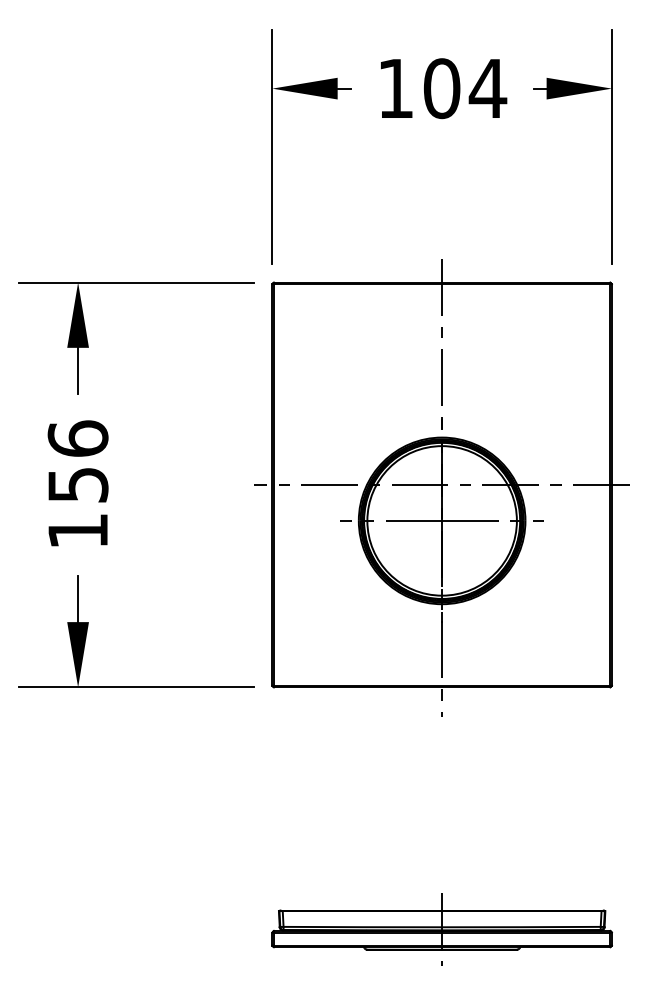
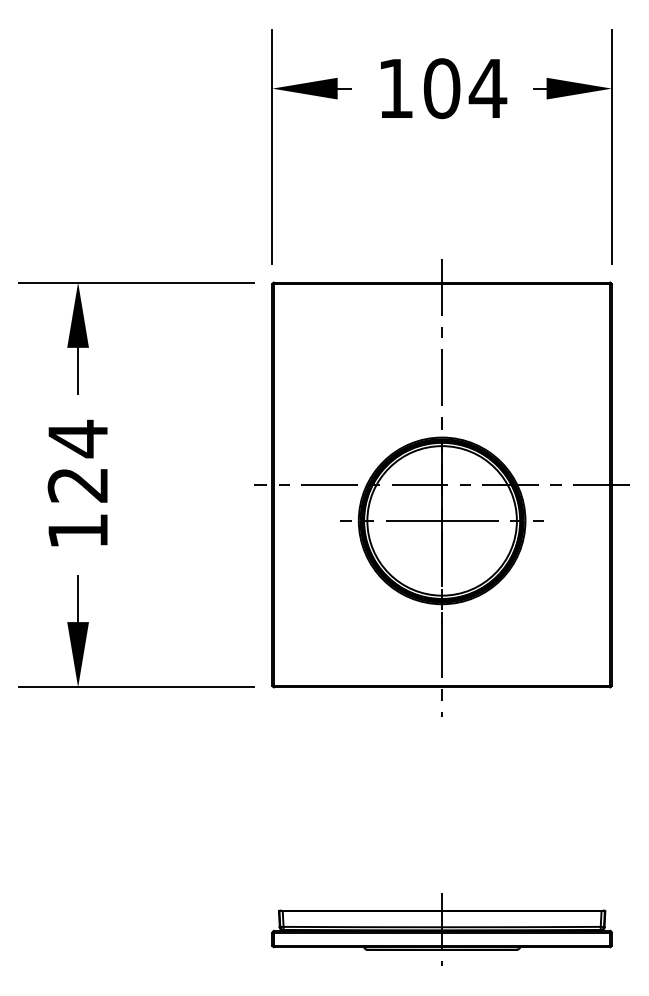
text: 156 -> 124 (77, 460)
